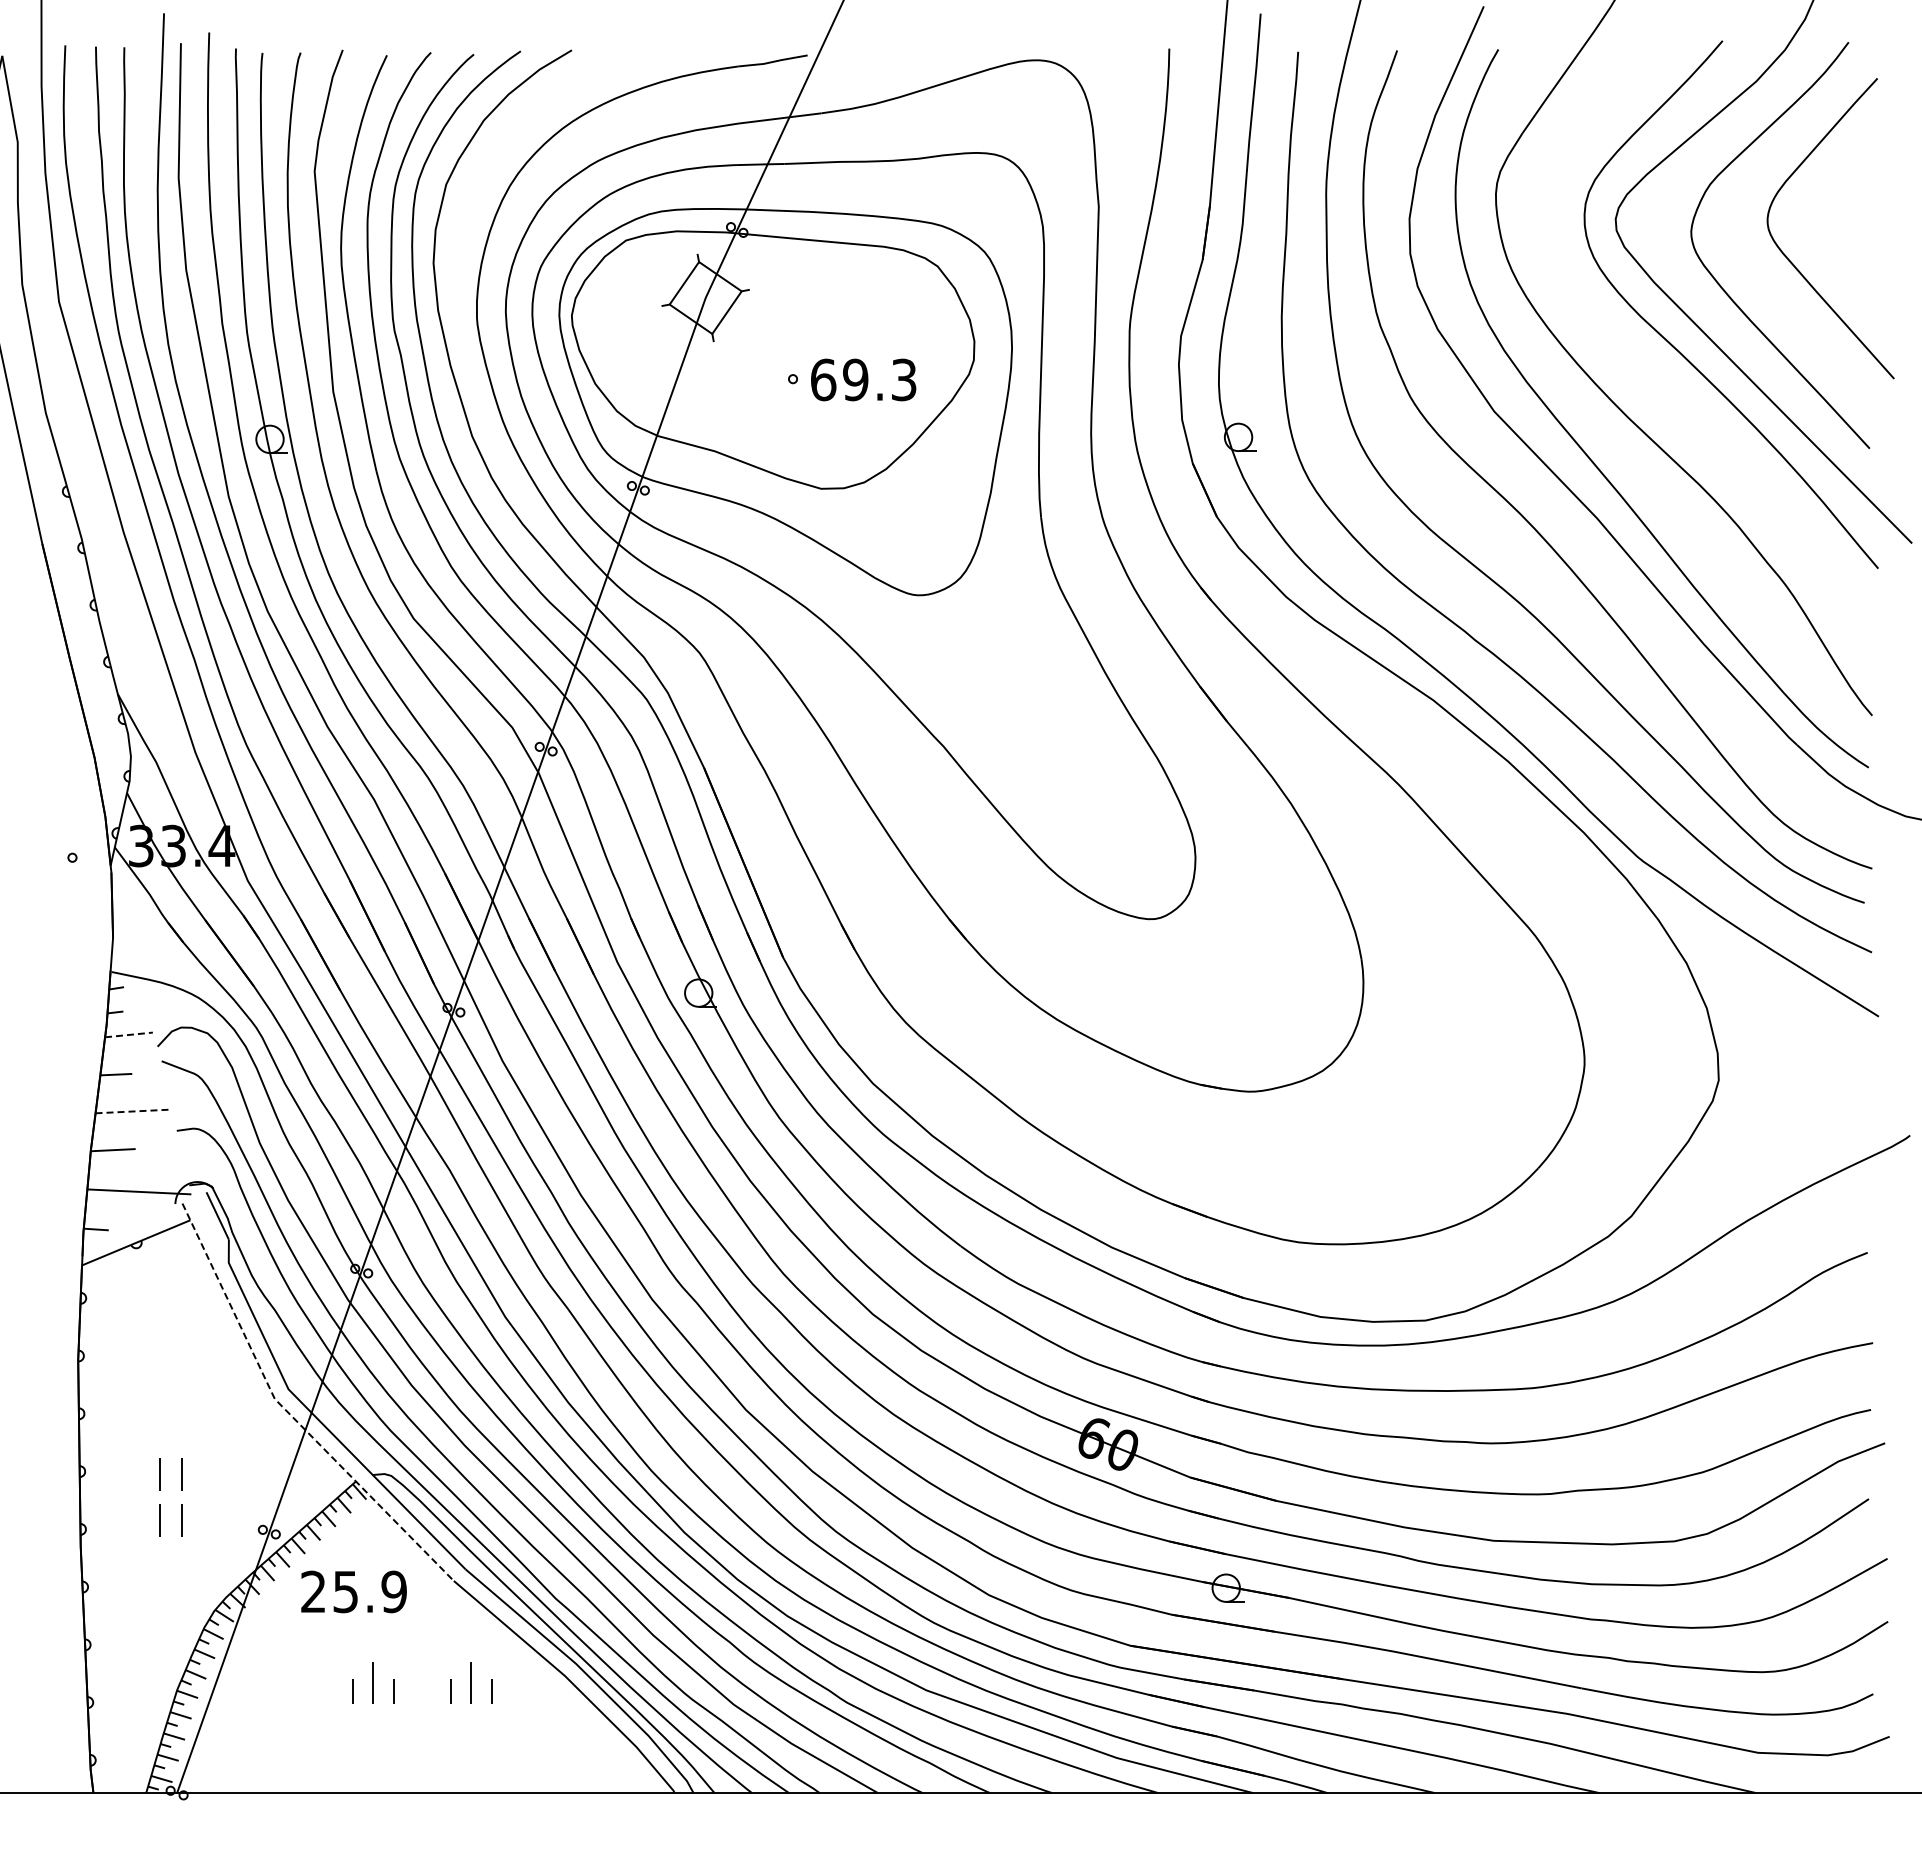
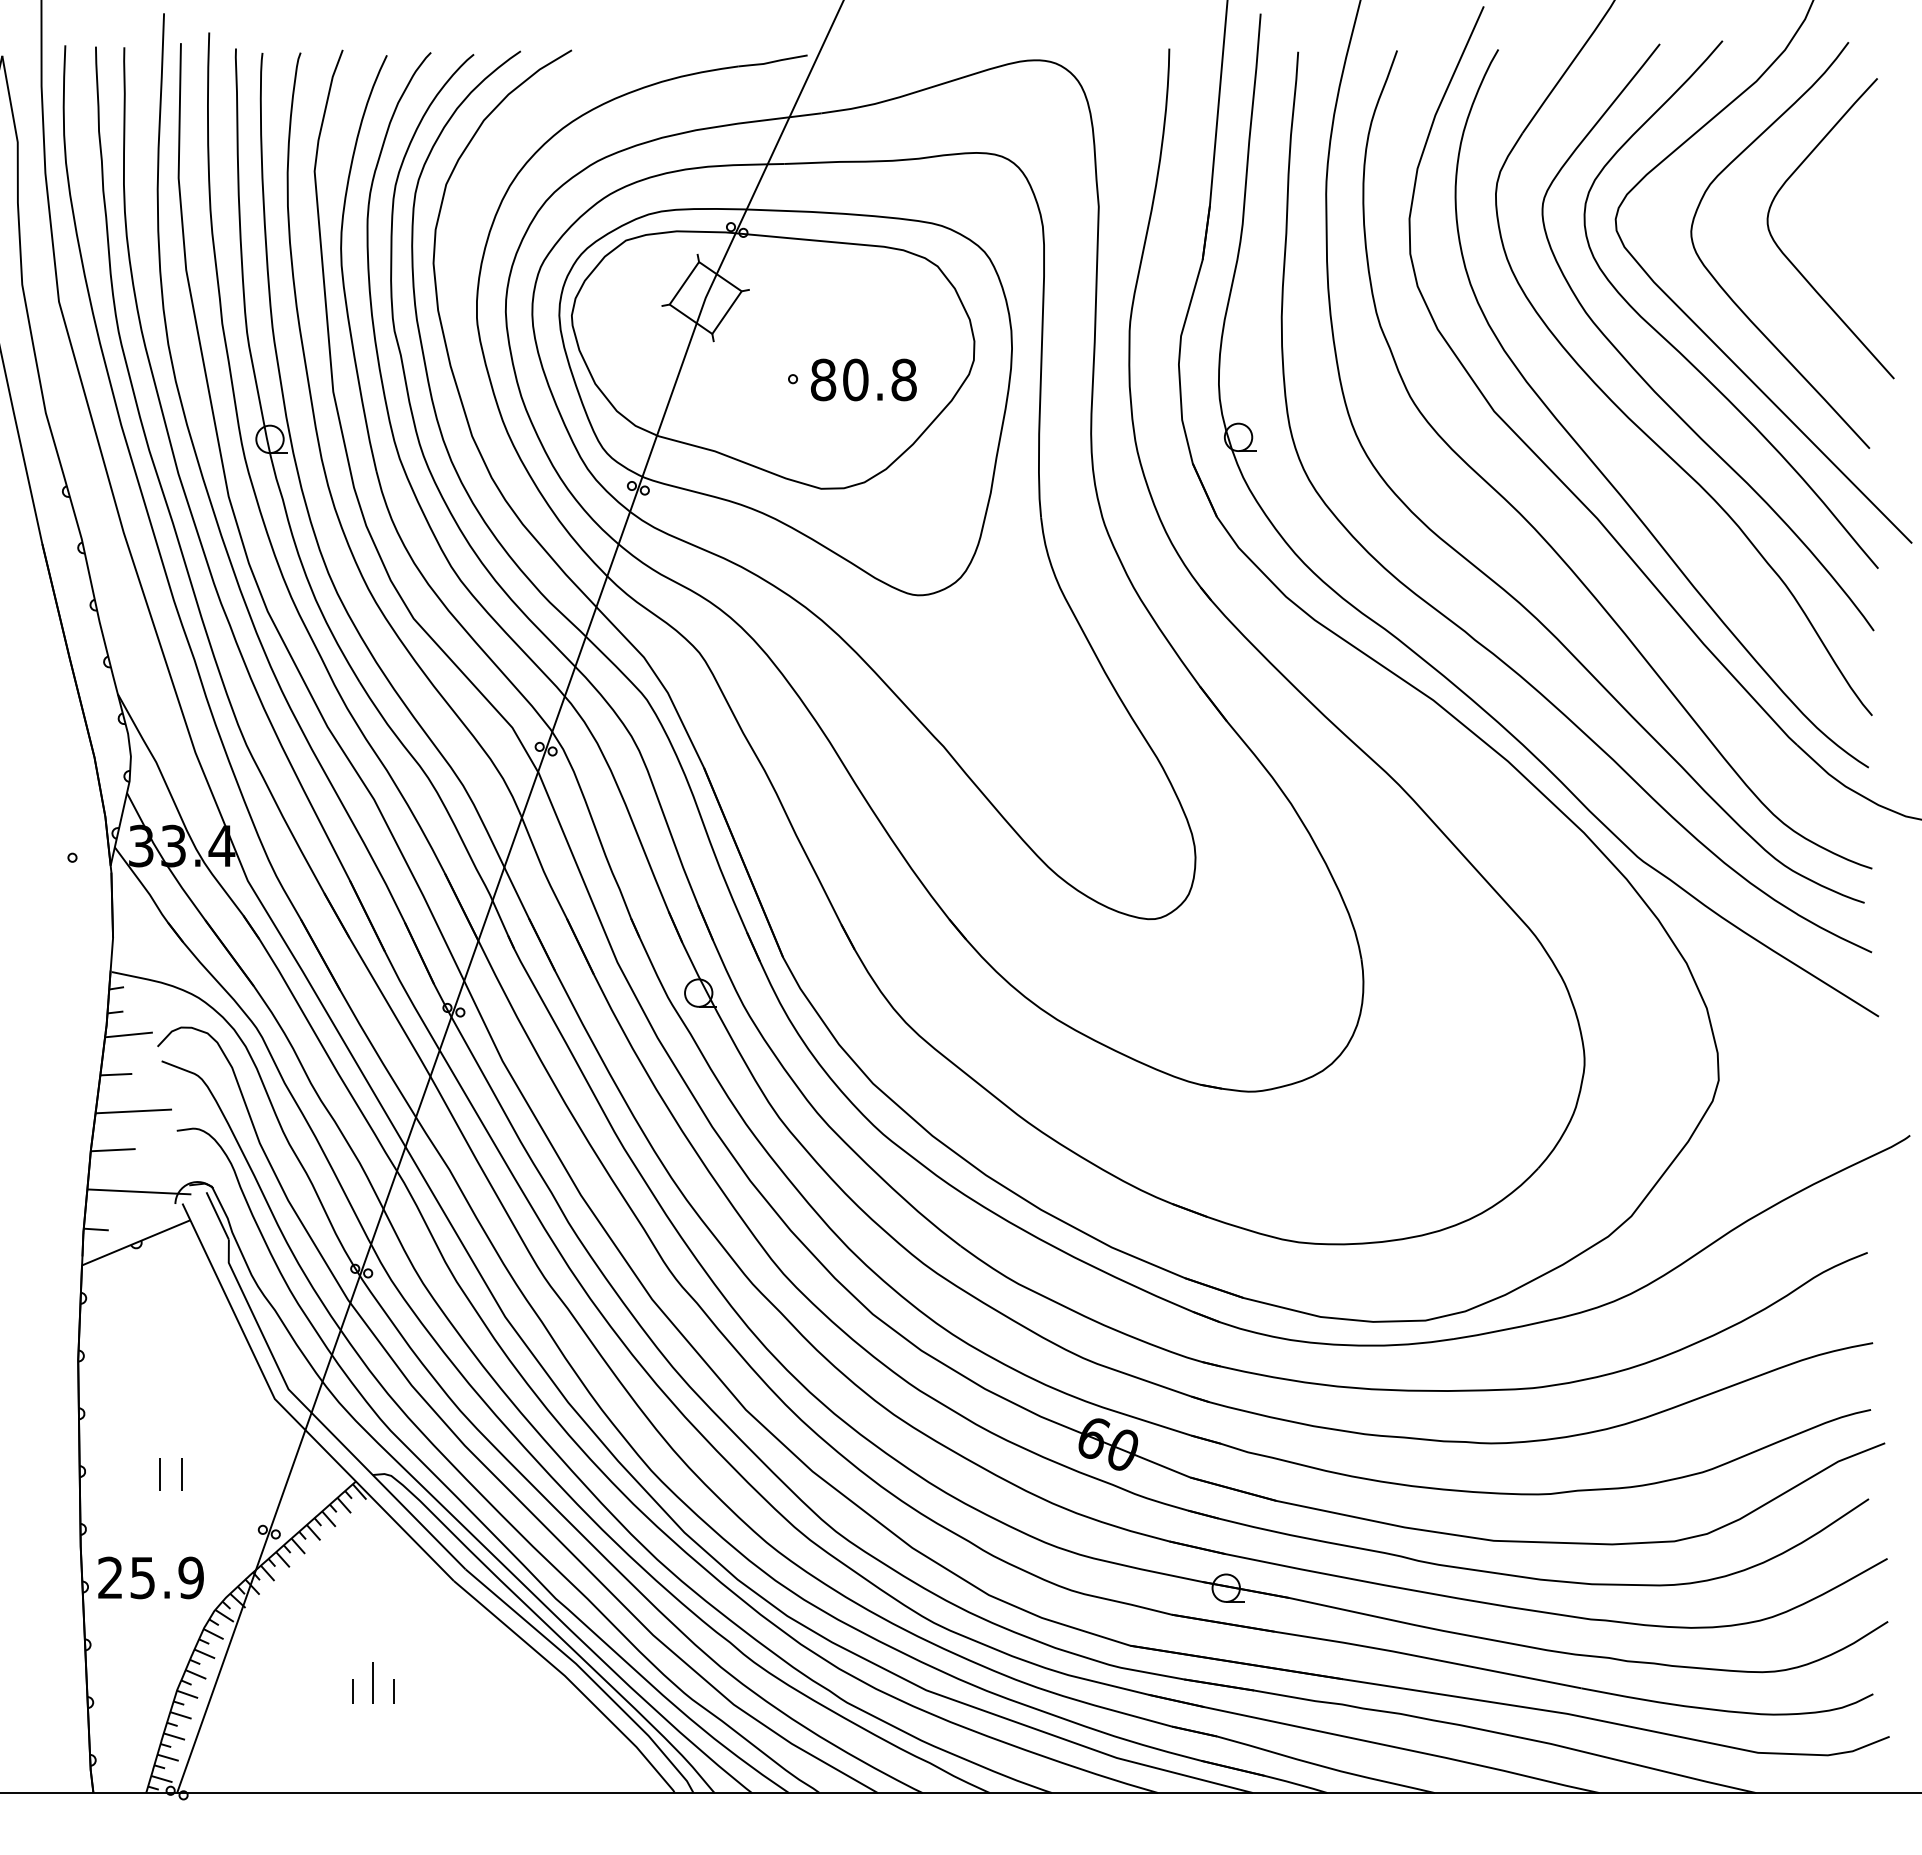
text: 69.3 -> 80.8 (863, 379)
curve: none -> present (1653, 388)
line: dashed -> solid (129, 1034)
line: dashed -> solid (134, 1111)
line: dashed -> solid (288, 1412)
part: present -> none (160, 1520)
text position: (353, 1591) -> (150, 1577) (150, 1577)
part: present -> none (471, 1682)
